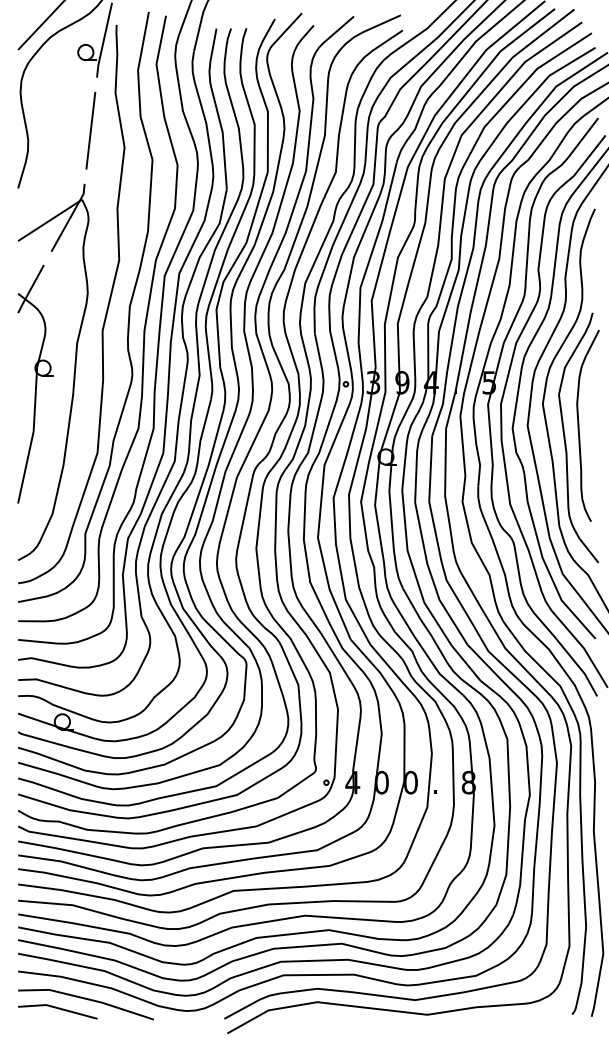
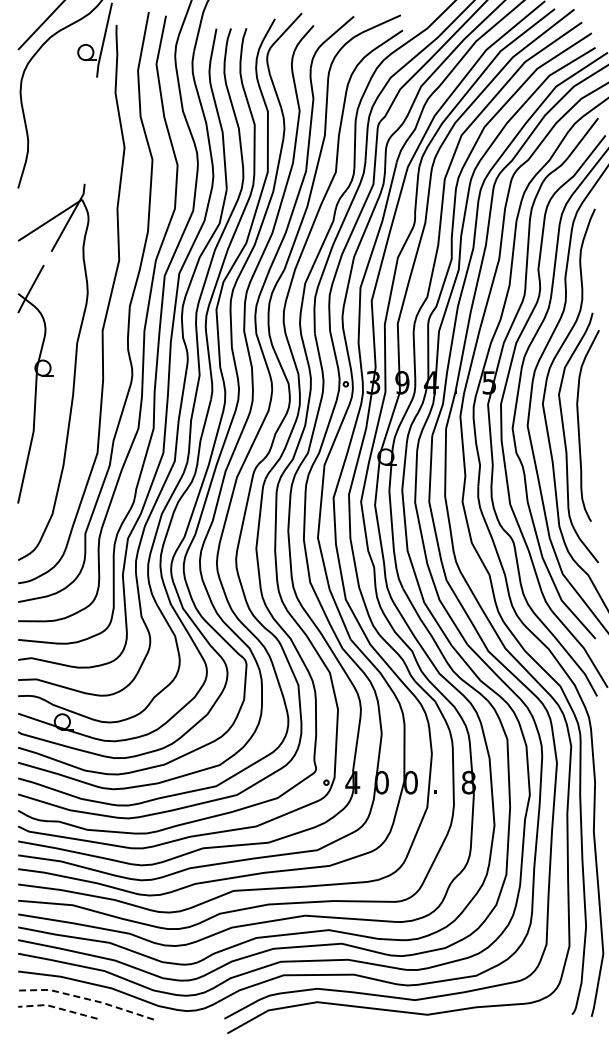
line: present -> none (90, 130)
line: solid -> dashed (86, 998)
line: solid -> dashed (57, 1008)
